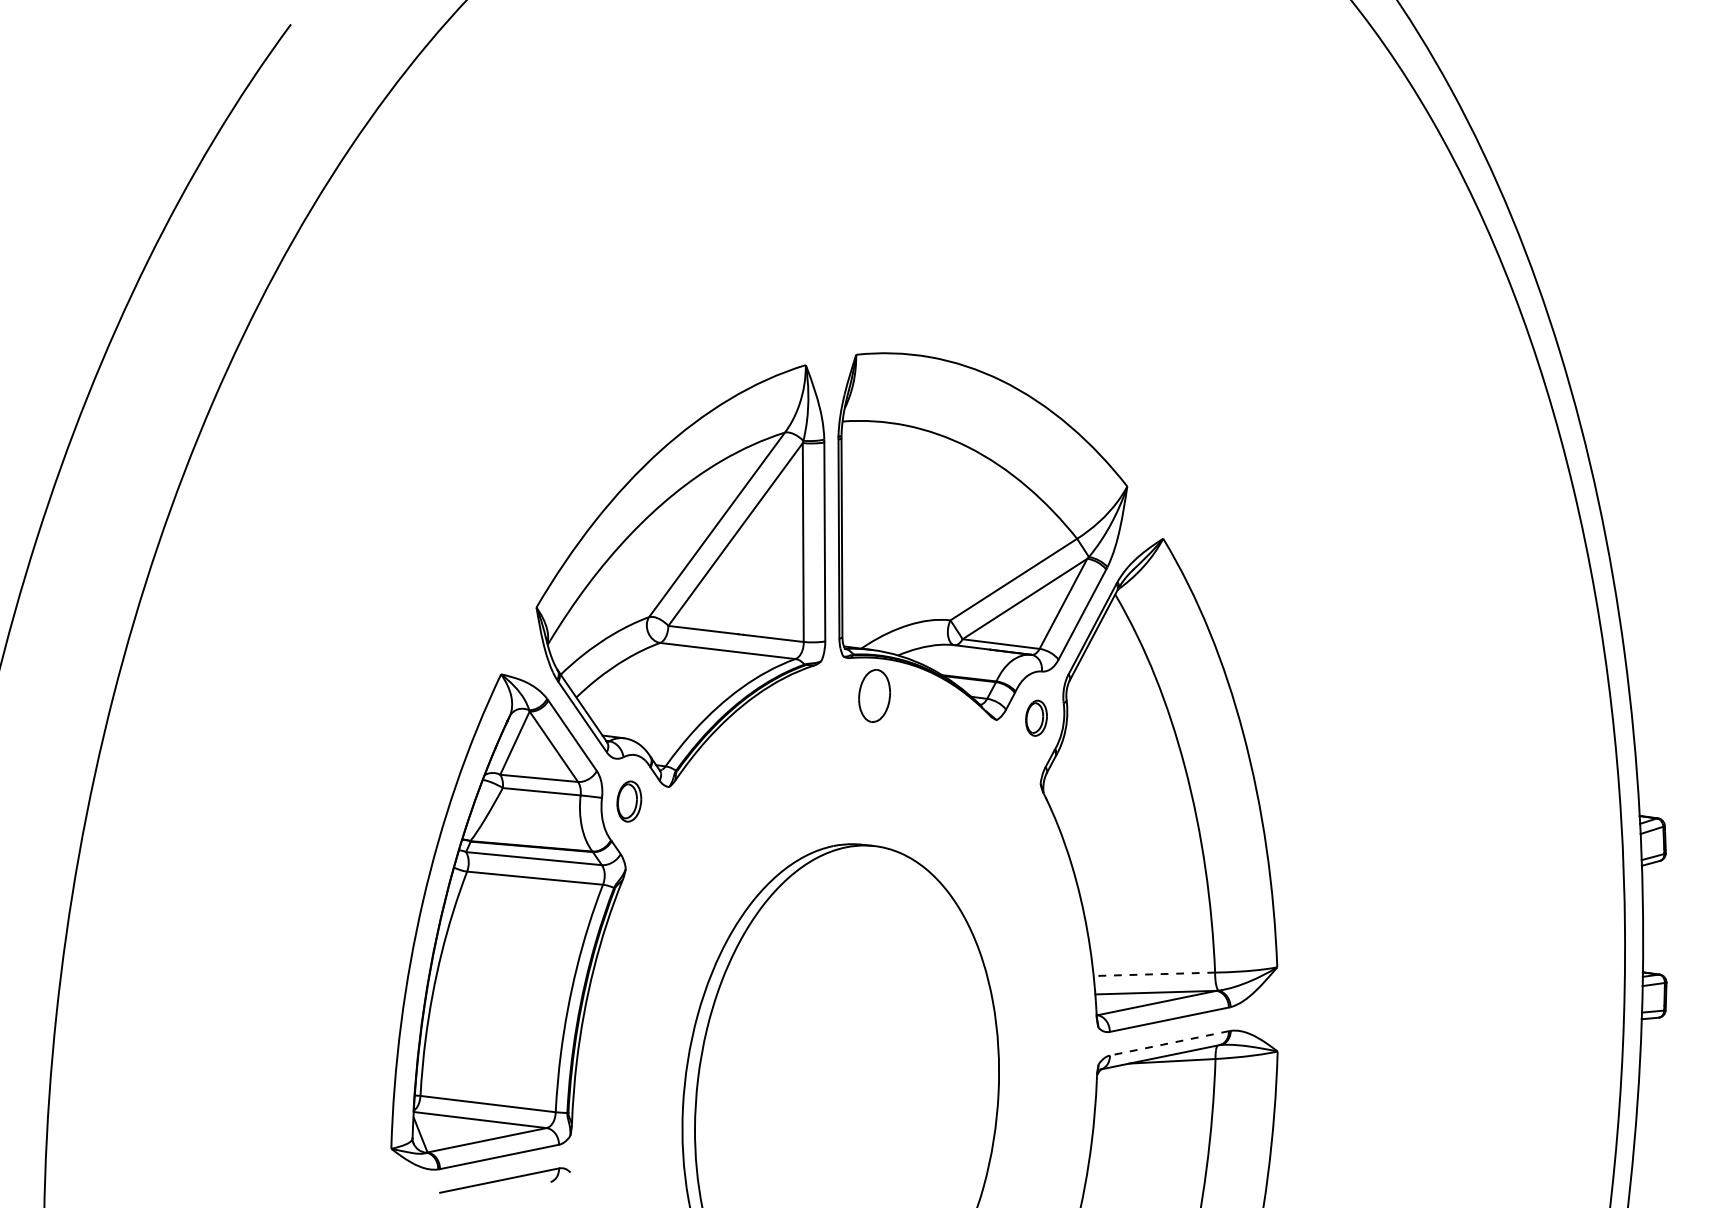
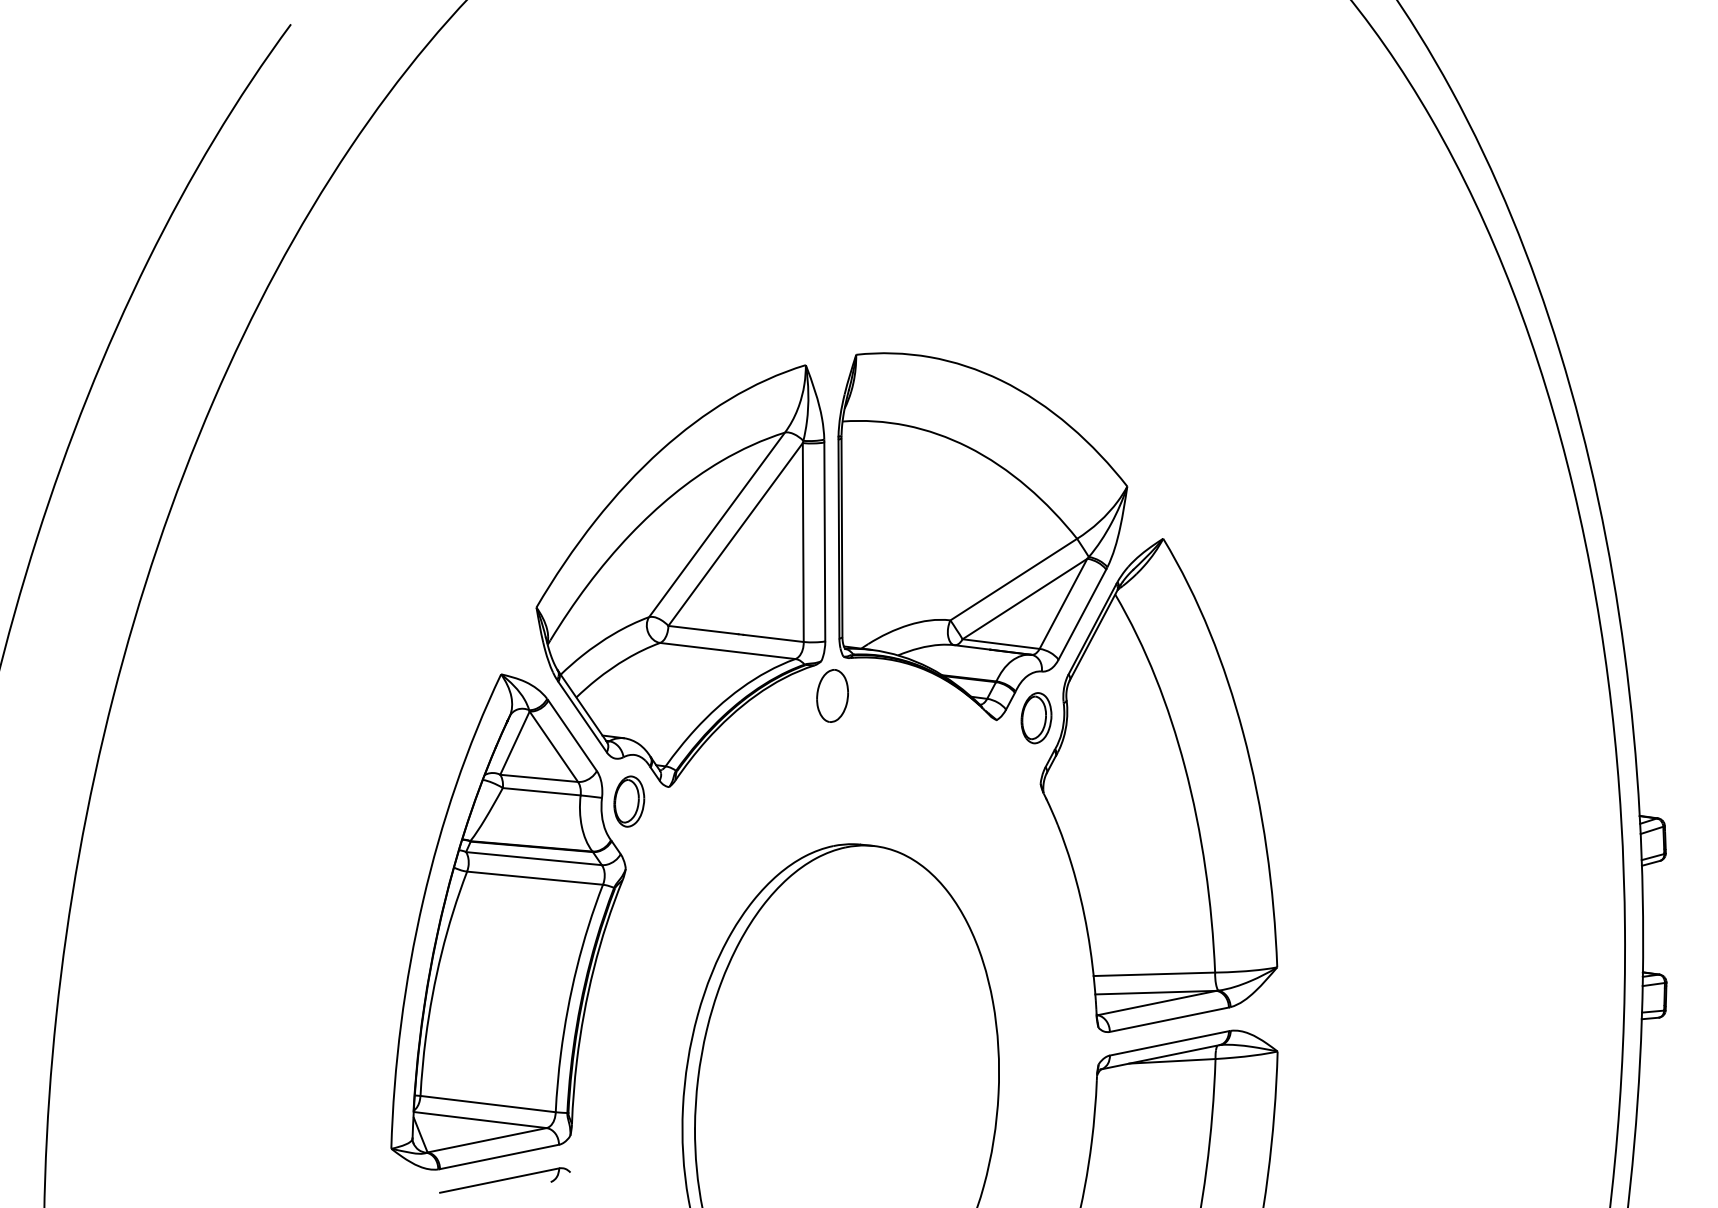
part position: (874, 695) -> (832, 695) (832, 695)
part size: 23x38 px -> 33x53 px (1036, 718)
part size: 27x43 px -> 33x53 px (629, 801)
line: dashed -> solid (1154, 974)
line: dashed -> solid (1169, 1043)
